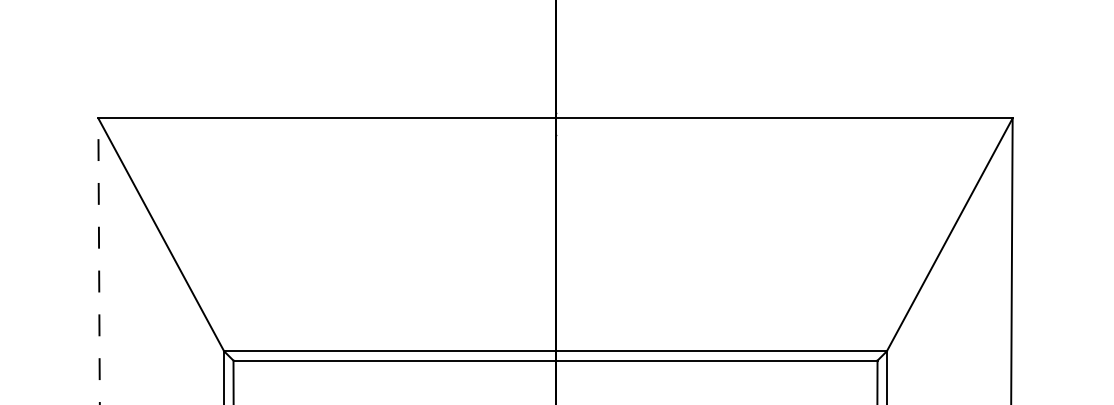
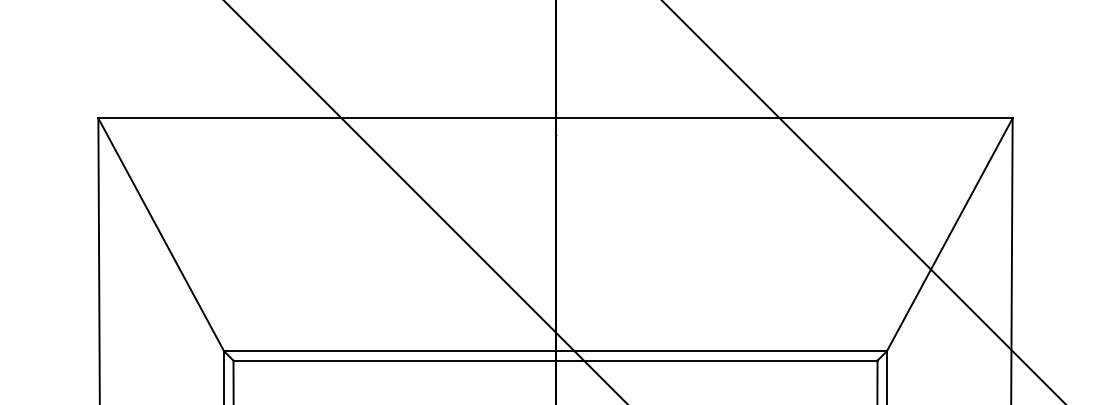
line: none -> present (424, 201)
line: none -> present (863, 201)
line: dashed -> solid (99, 261)
